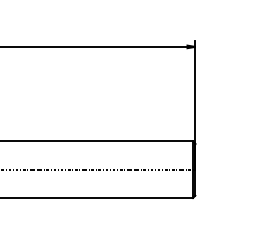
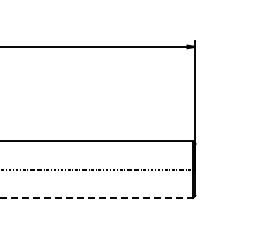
line: solid -> dashed (97, 198)
